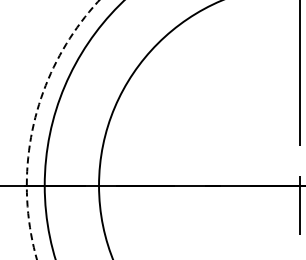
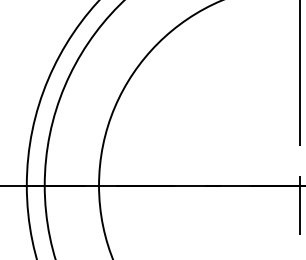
circle: dashed -> solid (62, 129)
